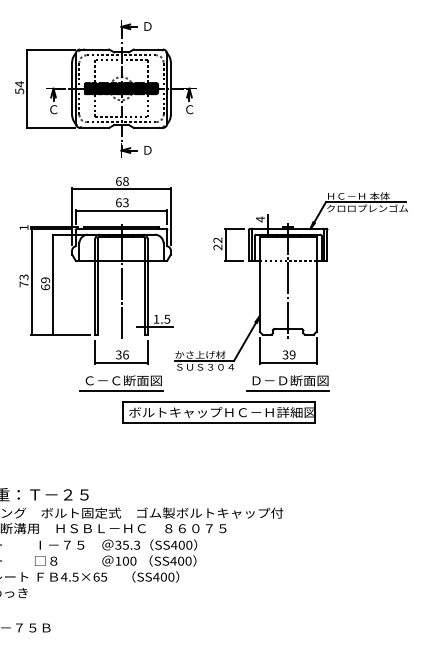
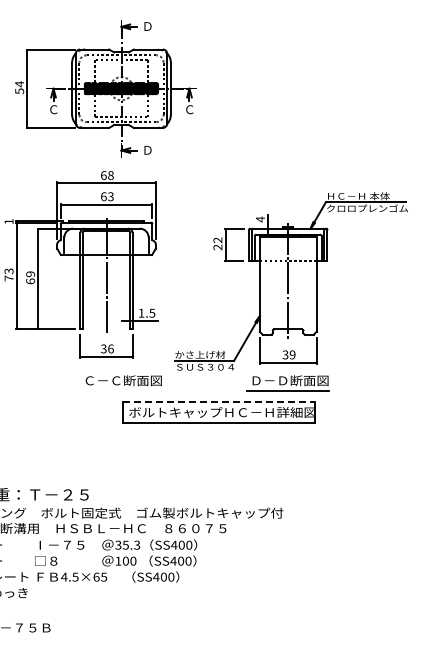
part position: (96, 270) -> (81, 264) (81, 264)
line: present -> none (121, 391)
line: solid -> dashed (219, 402)
